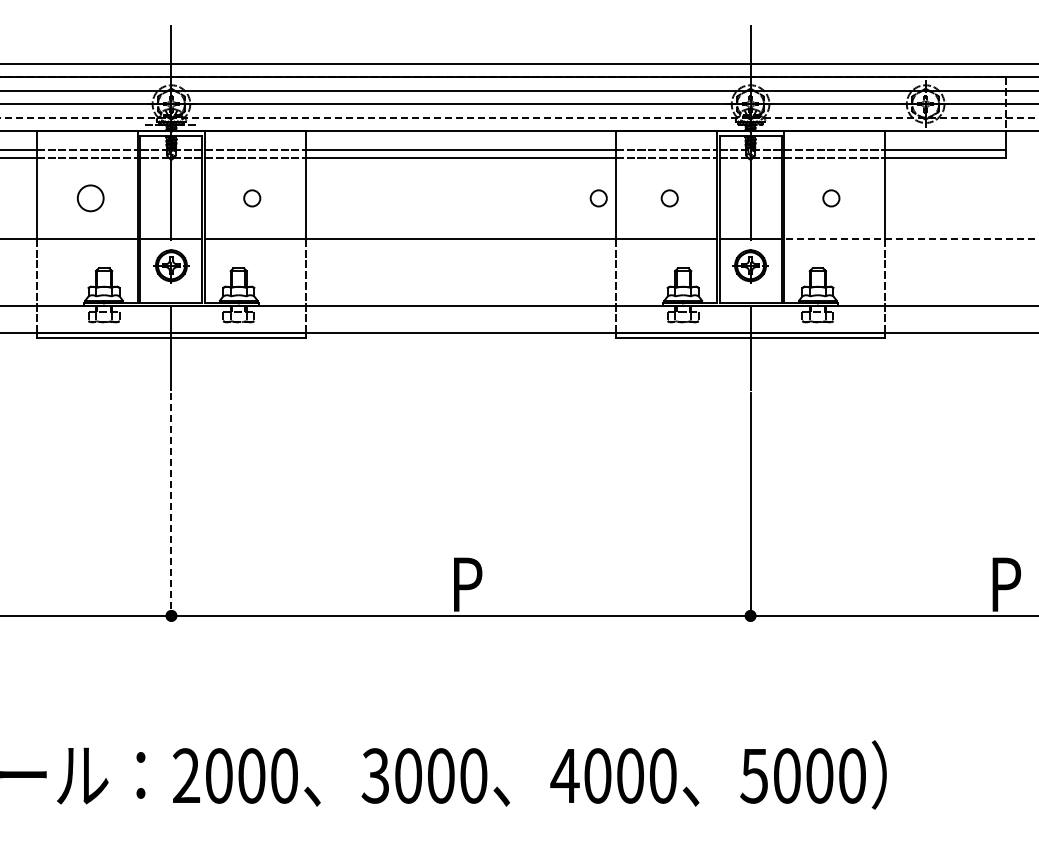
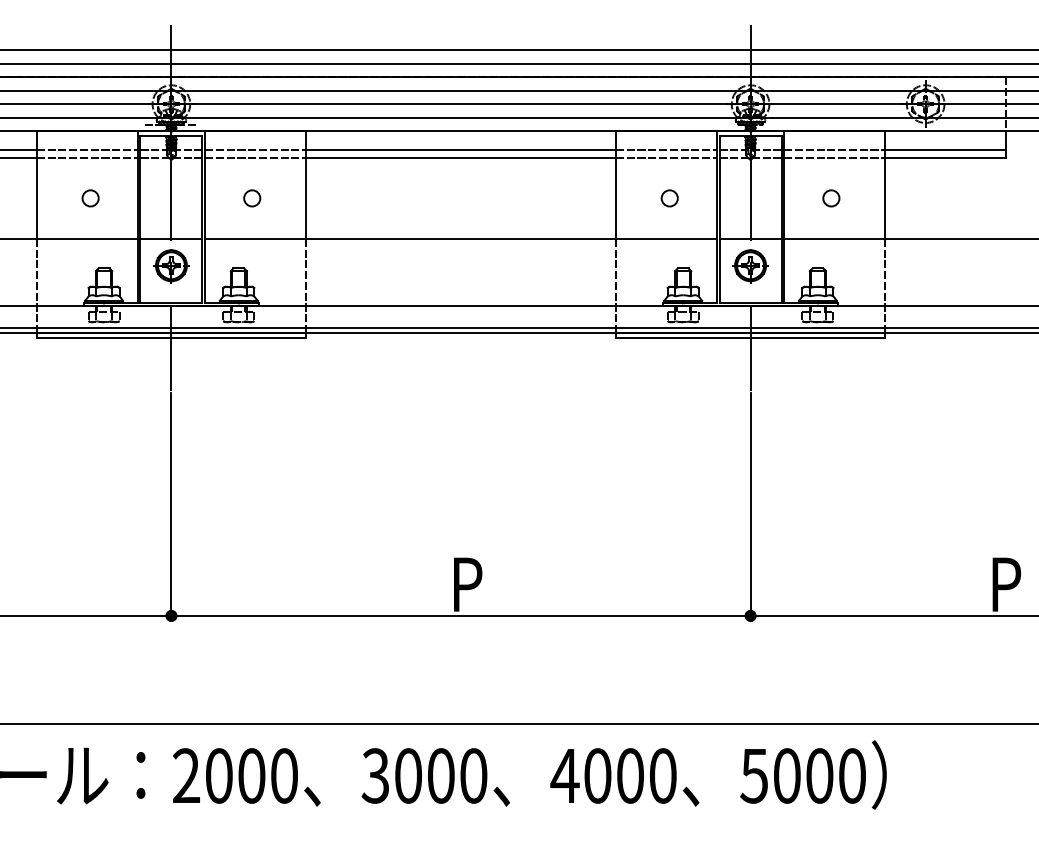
line: none -> present (518, 50)
line: dashed -> solid (519, 117)
circle size: 29x29 px -> 19x19 px (90, 198)
circle: present -> none (598, 198)
line: dashed -> solid (910, 238)
line: none -> present (518, 327)
line: dashed -> solid (171, 506)
line: none -> present (518, 723)
